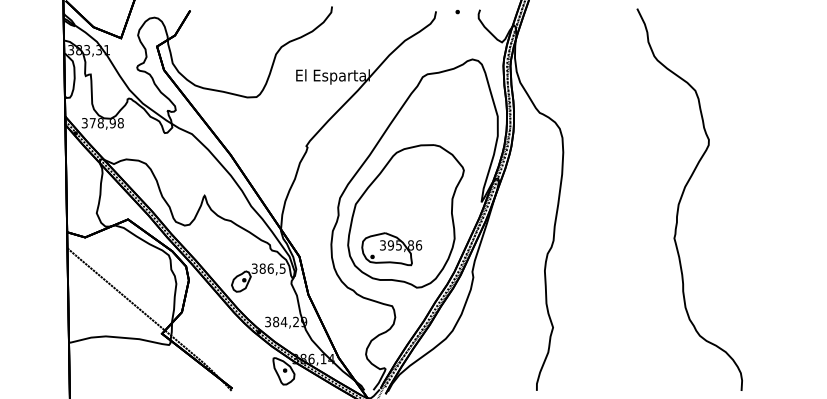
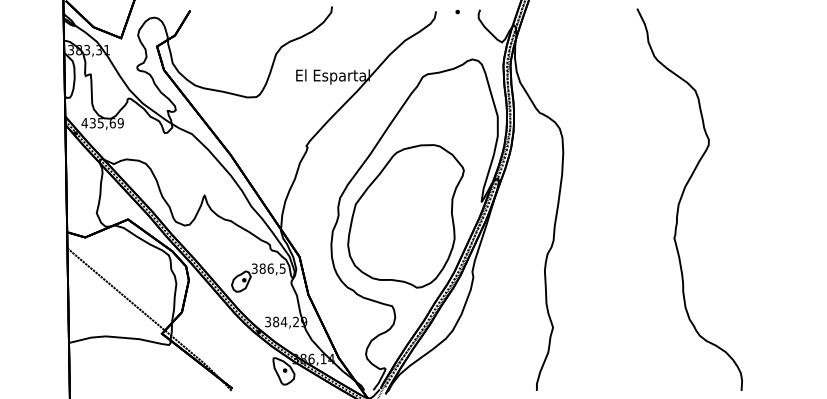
text: 378,98 -> 435,69 (102, 123)
part: present -> none (391, 249)
